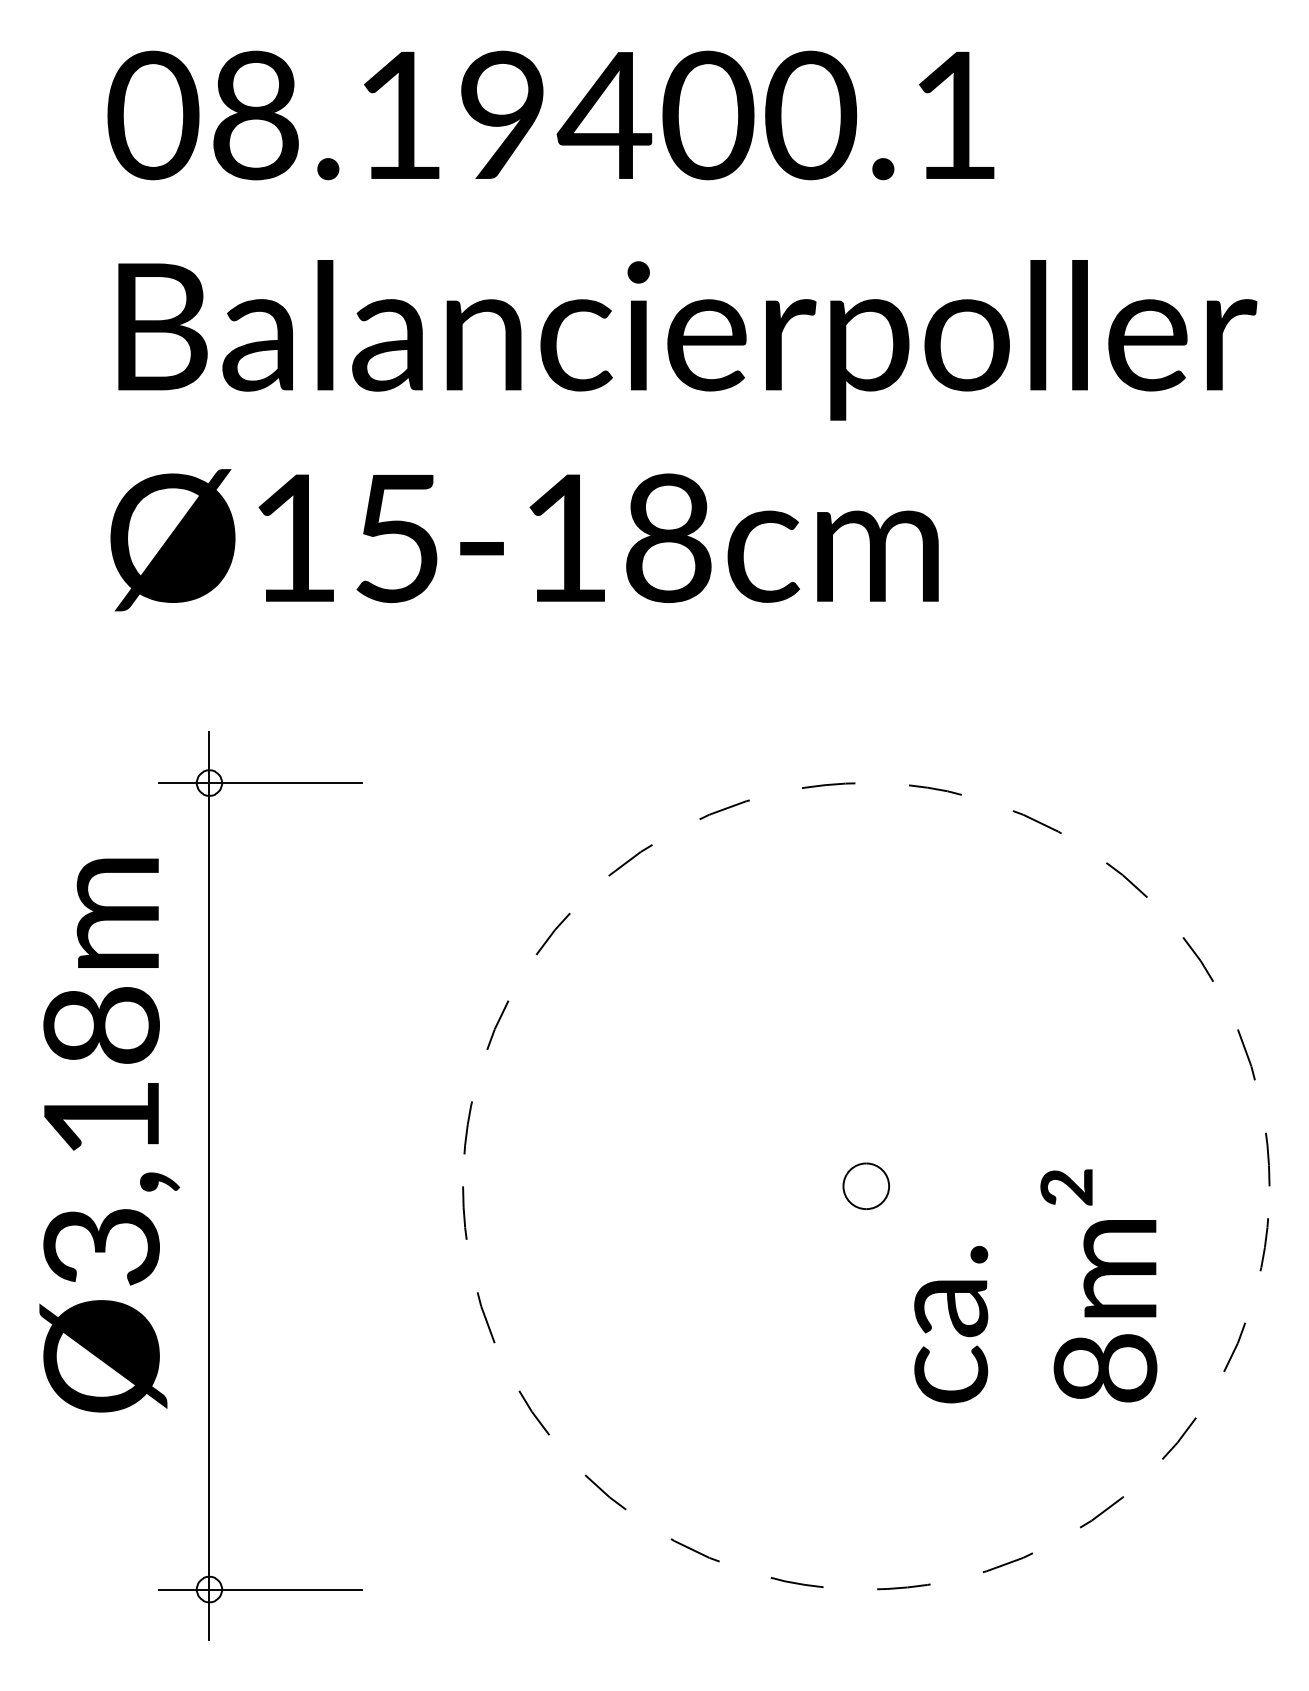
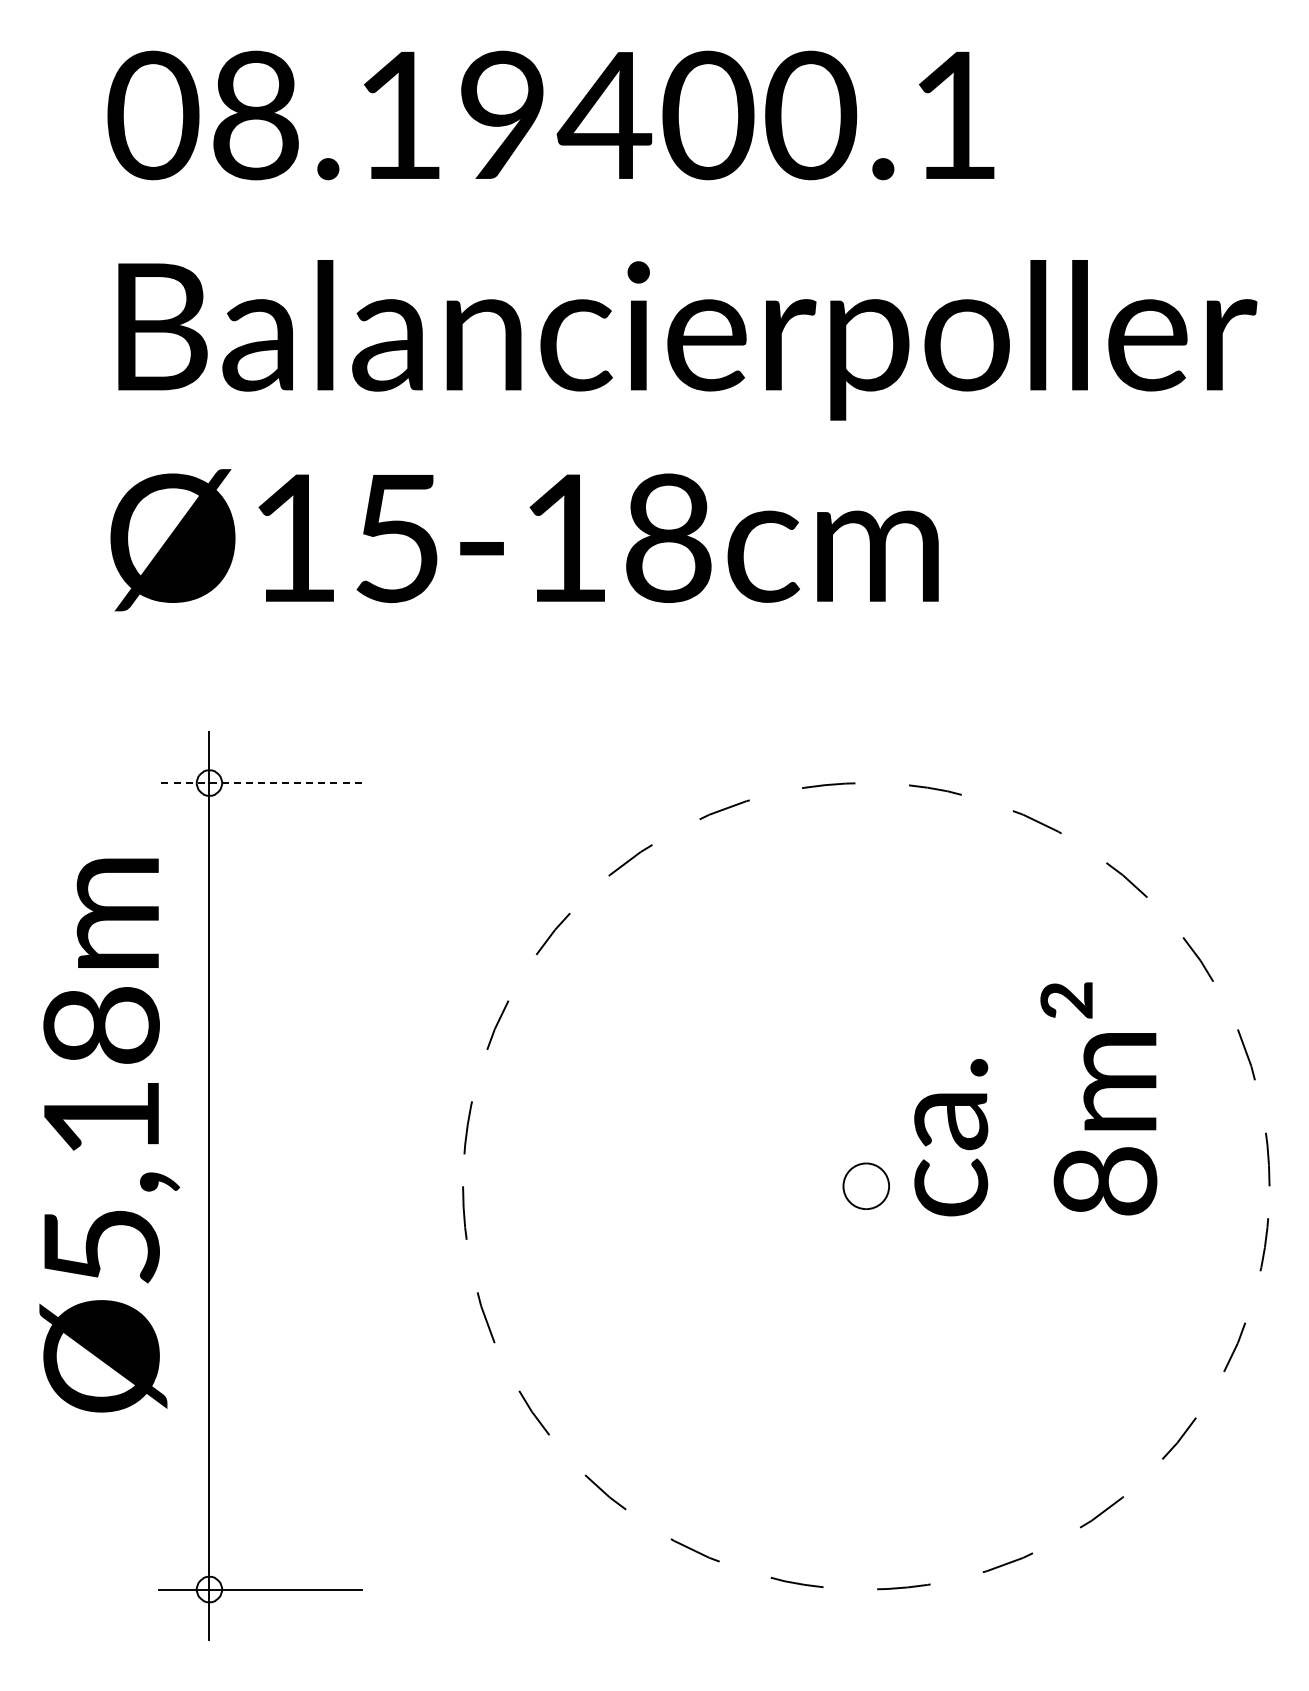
line: solid -> dashed (259, 783)
text: Ø3,18m -> Ø5,18m (101, 1247)
text position: (1035, 1286) -> (1035, 1099) (1035, 1099)
